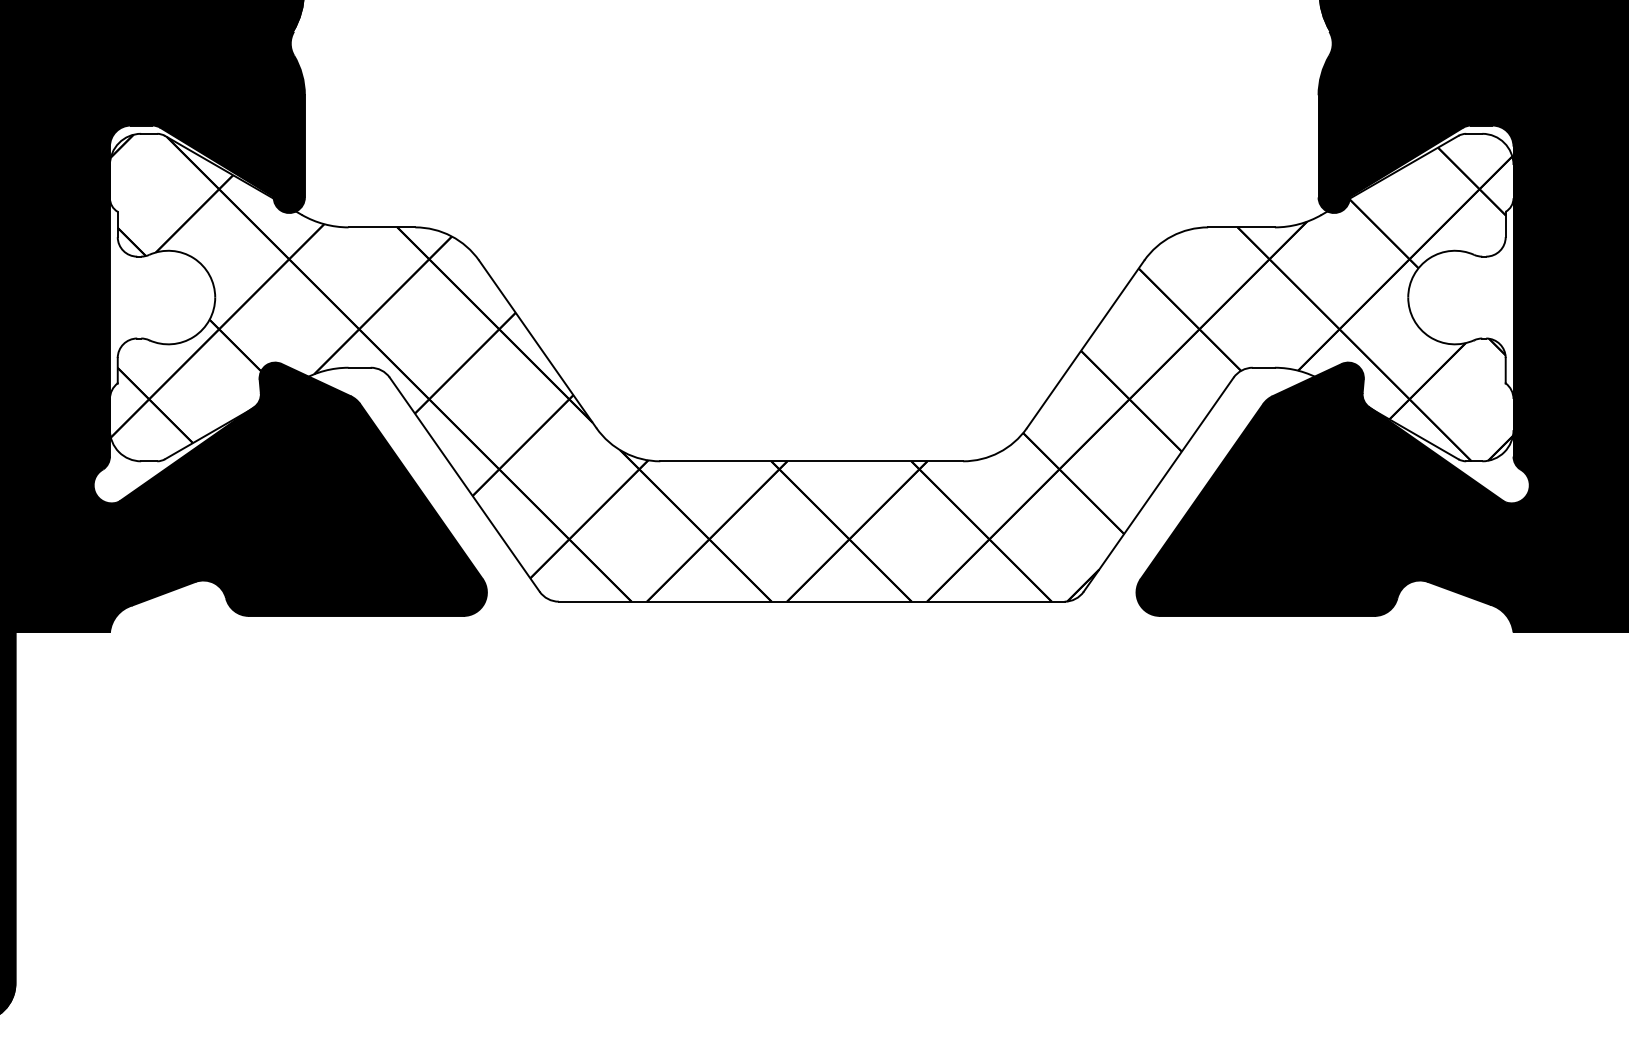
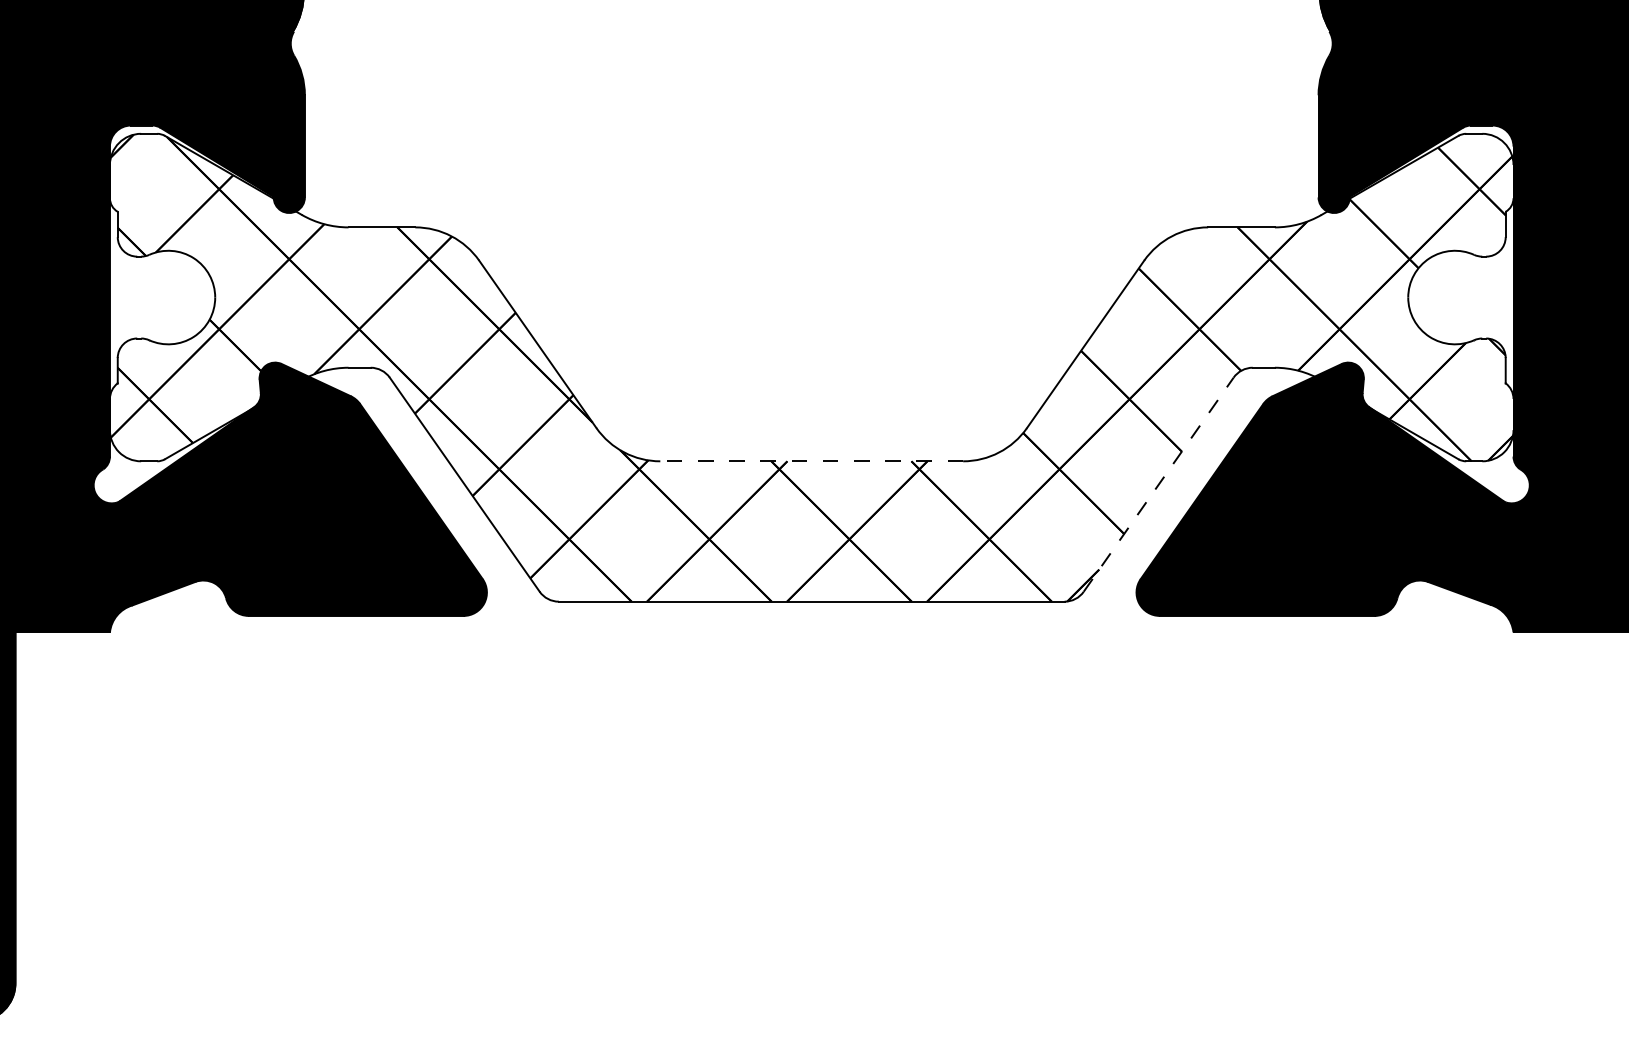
line: solid -> dashed (811, 461)
line: solid -> dashed (1158, 484)
